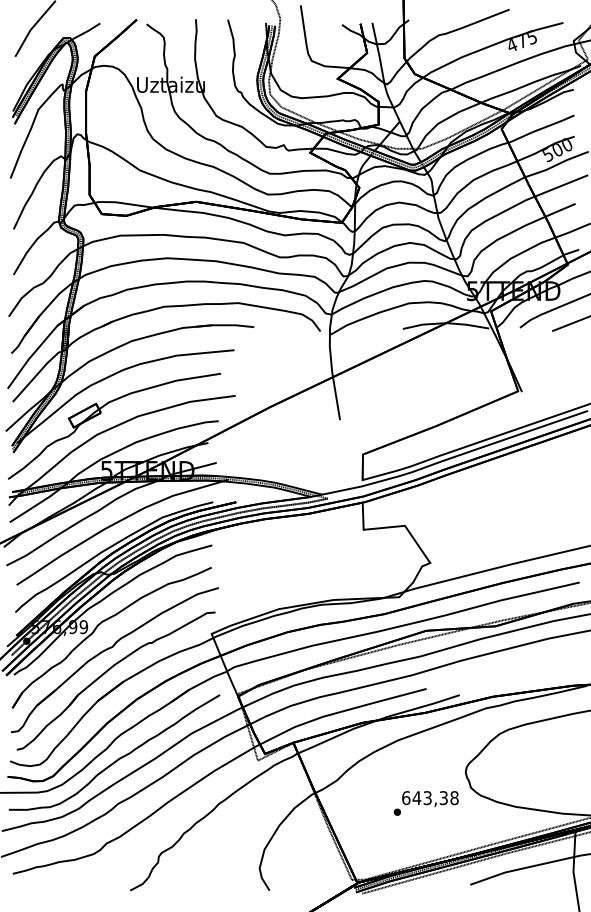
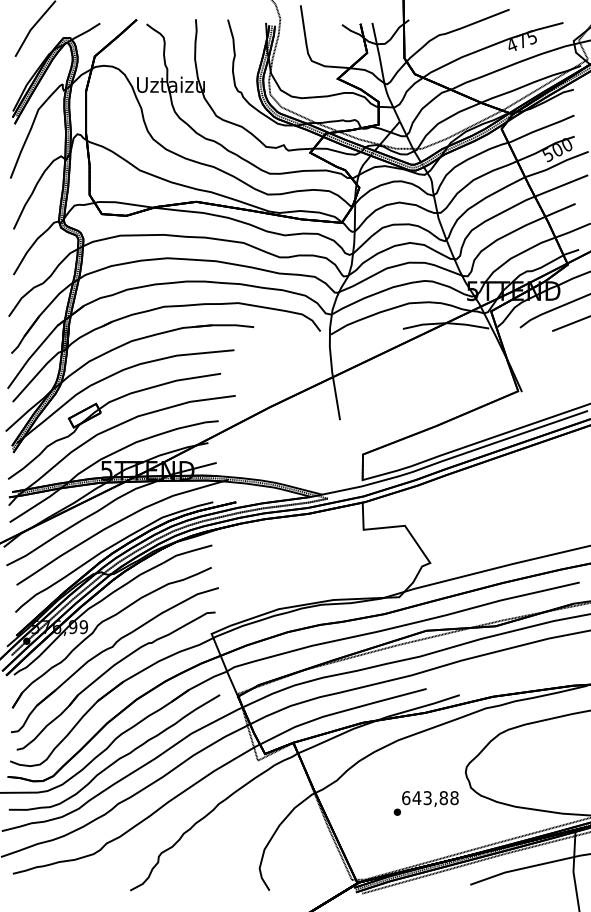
text: 643,38 -> 643,88 (443, 798)
